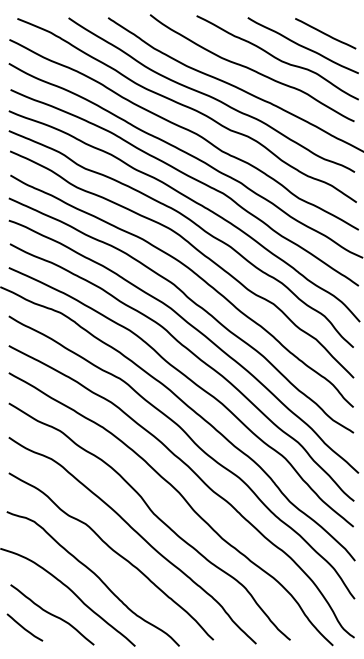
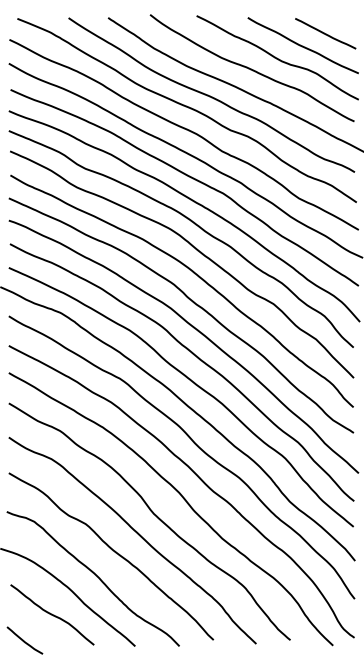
curve position: (24, 627) -> (24, 640) (24, 640)
